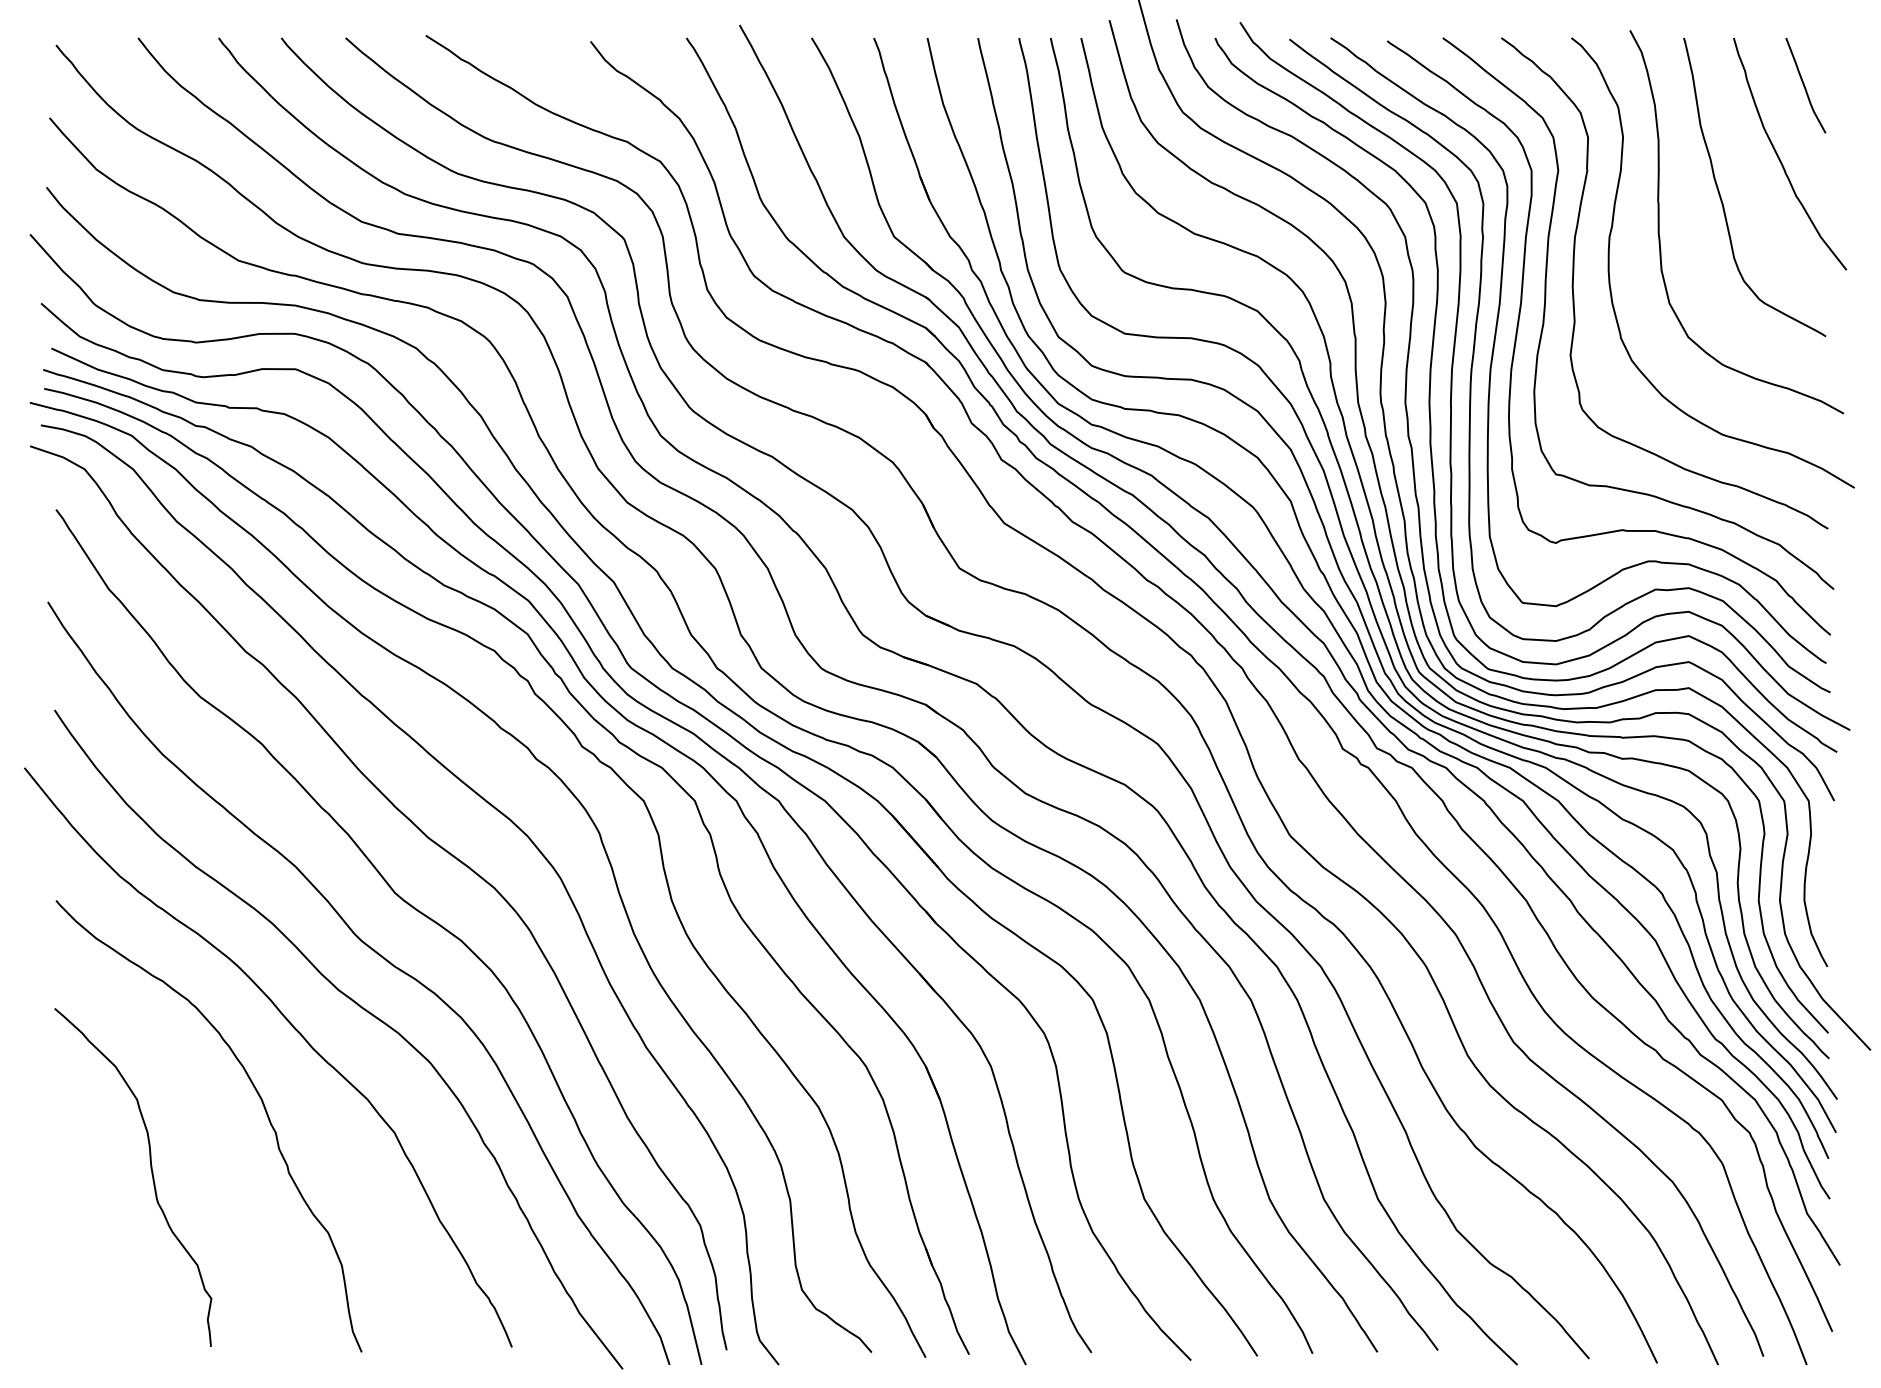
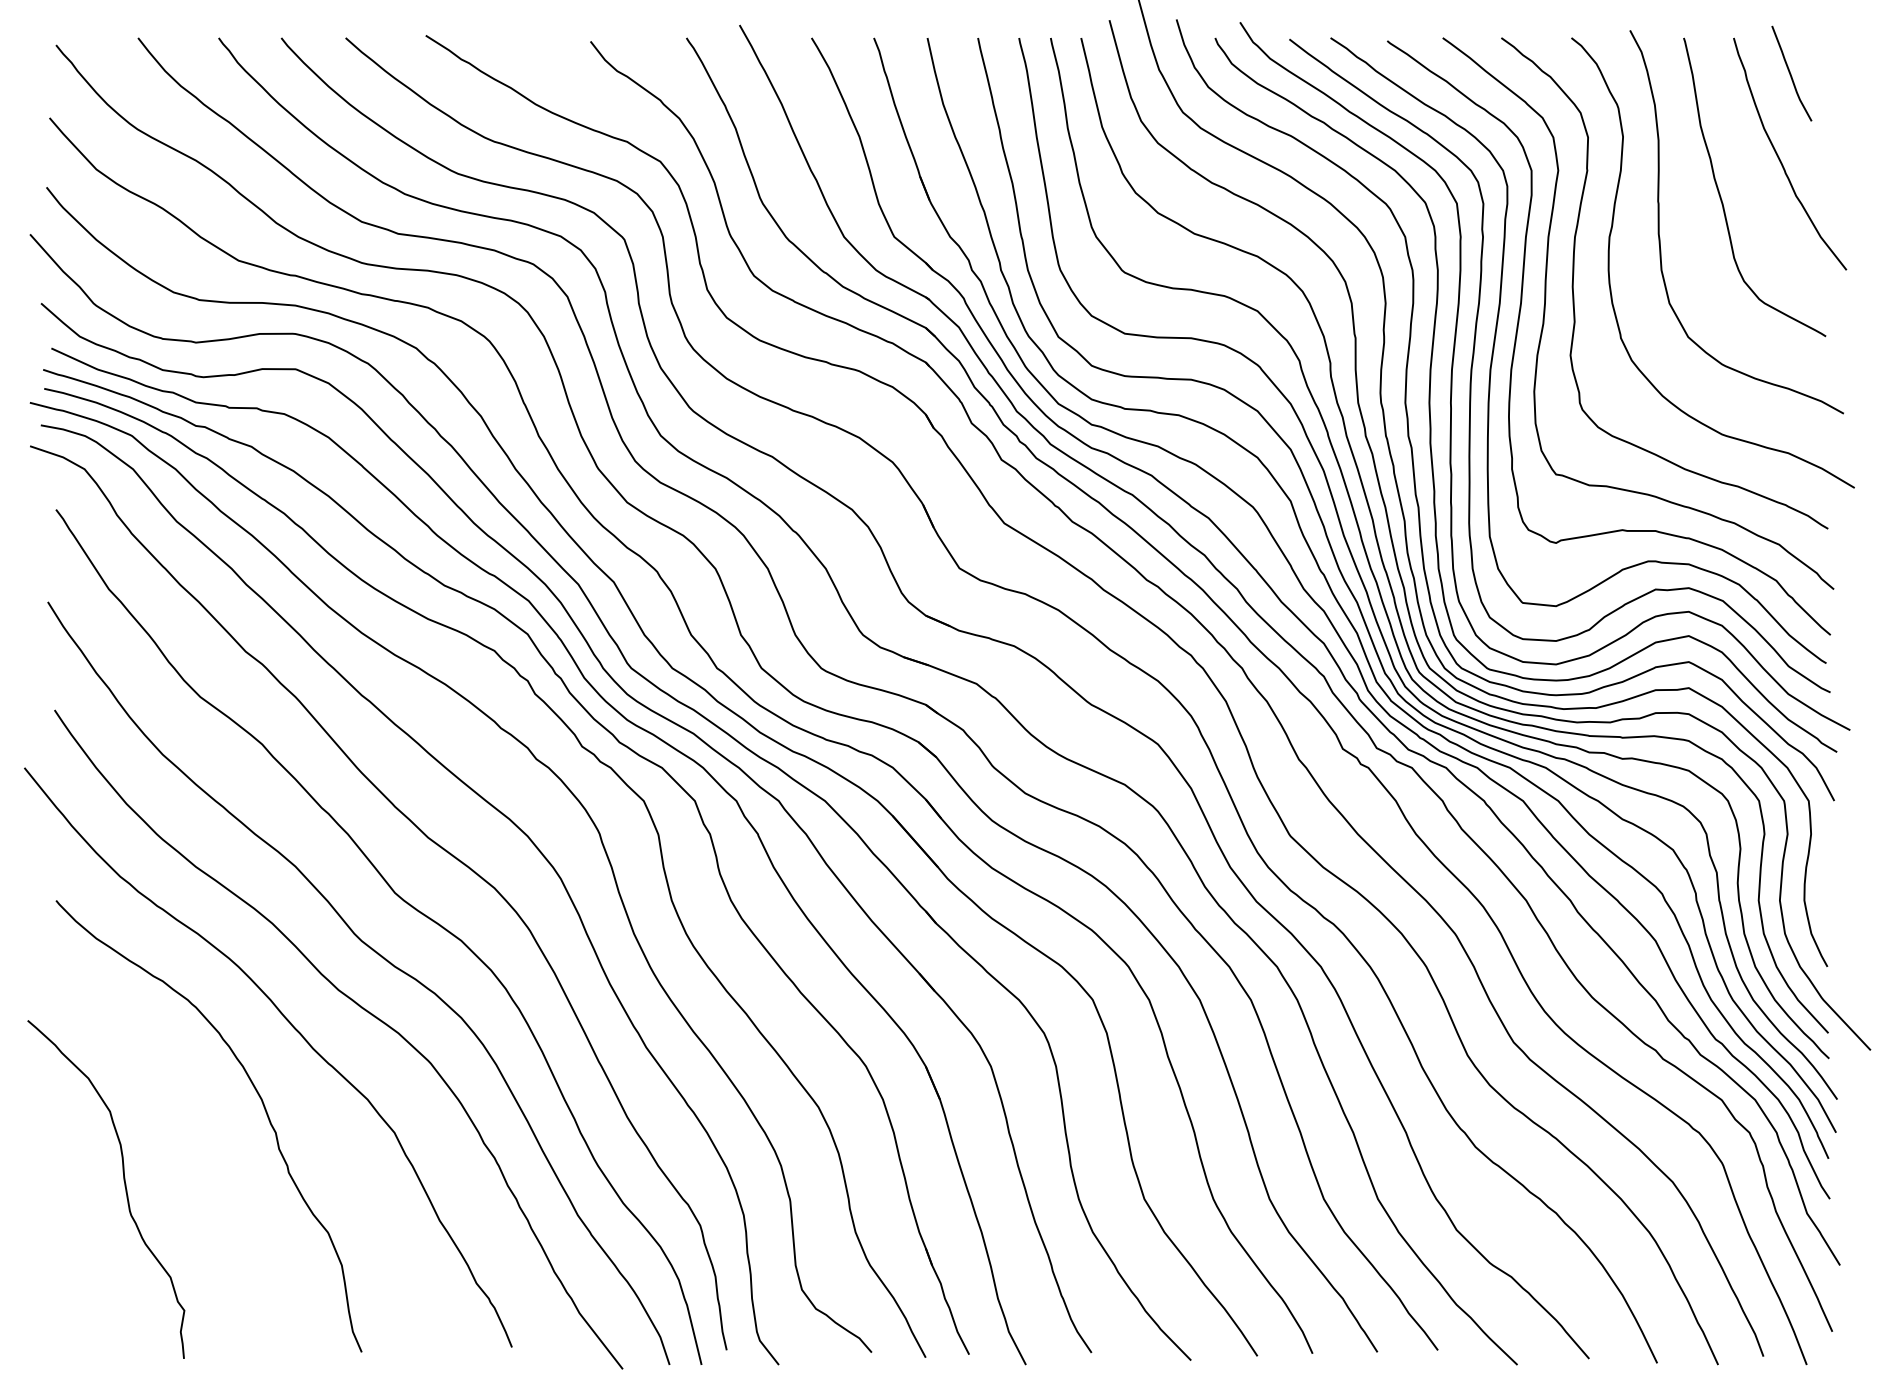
curve position: (1805, 85) -> (1791, 73) (1791, 73)
curve position: (151, 1174) -> (124, 1186) (124, 1186)
